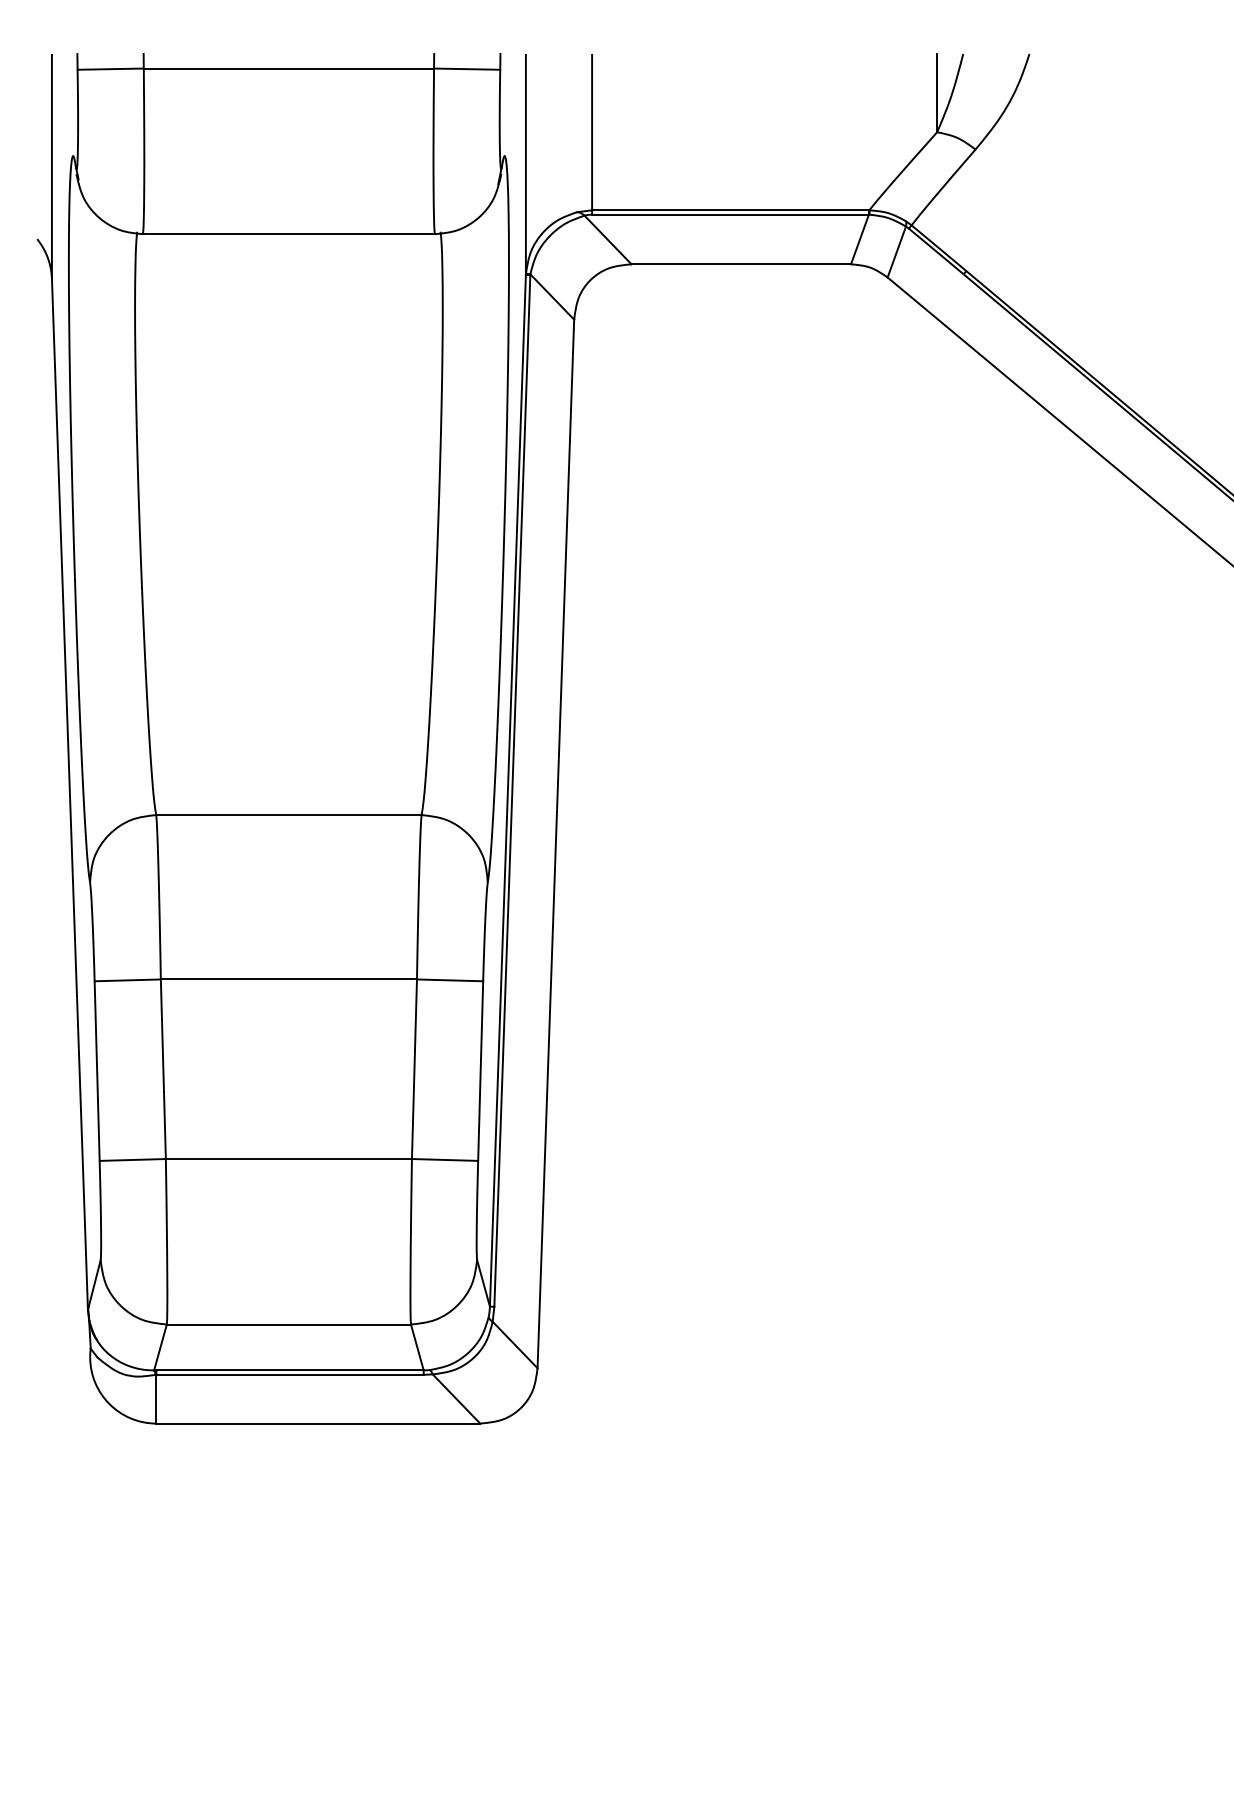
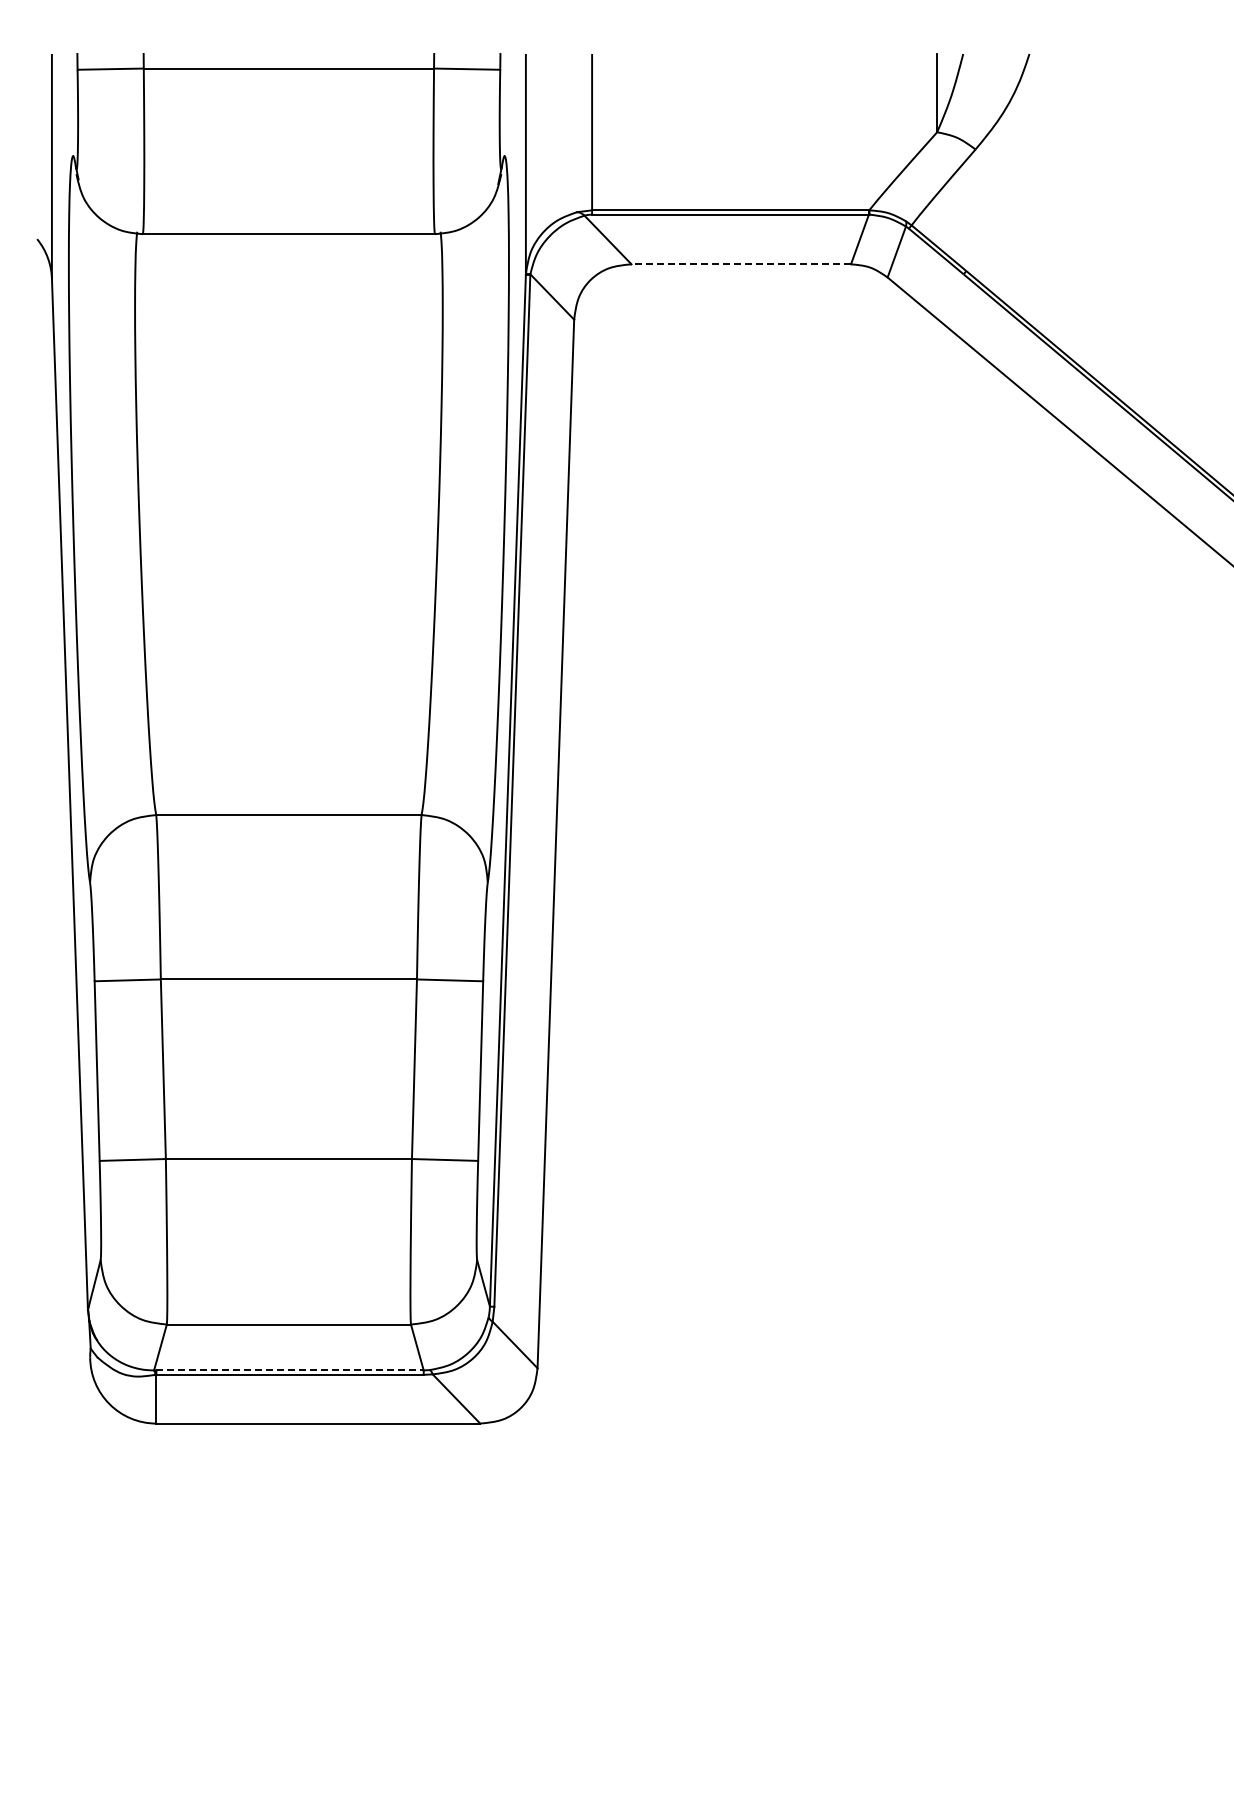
line: solid -> dashed (741, 264)
line: solid -> dashed (290, 1370)
